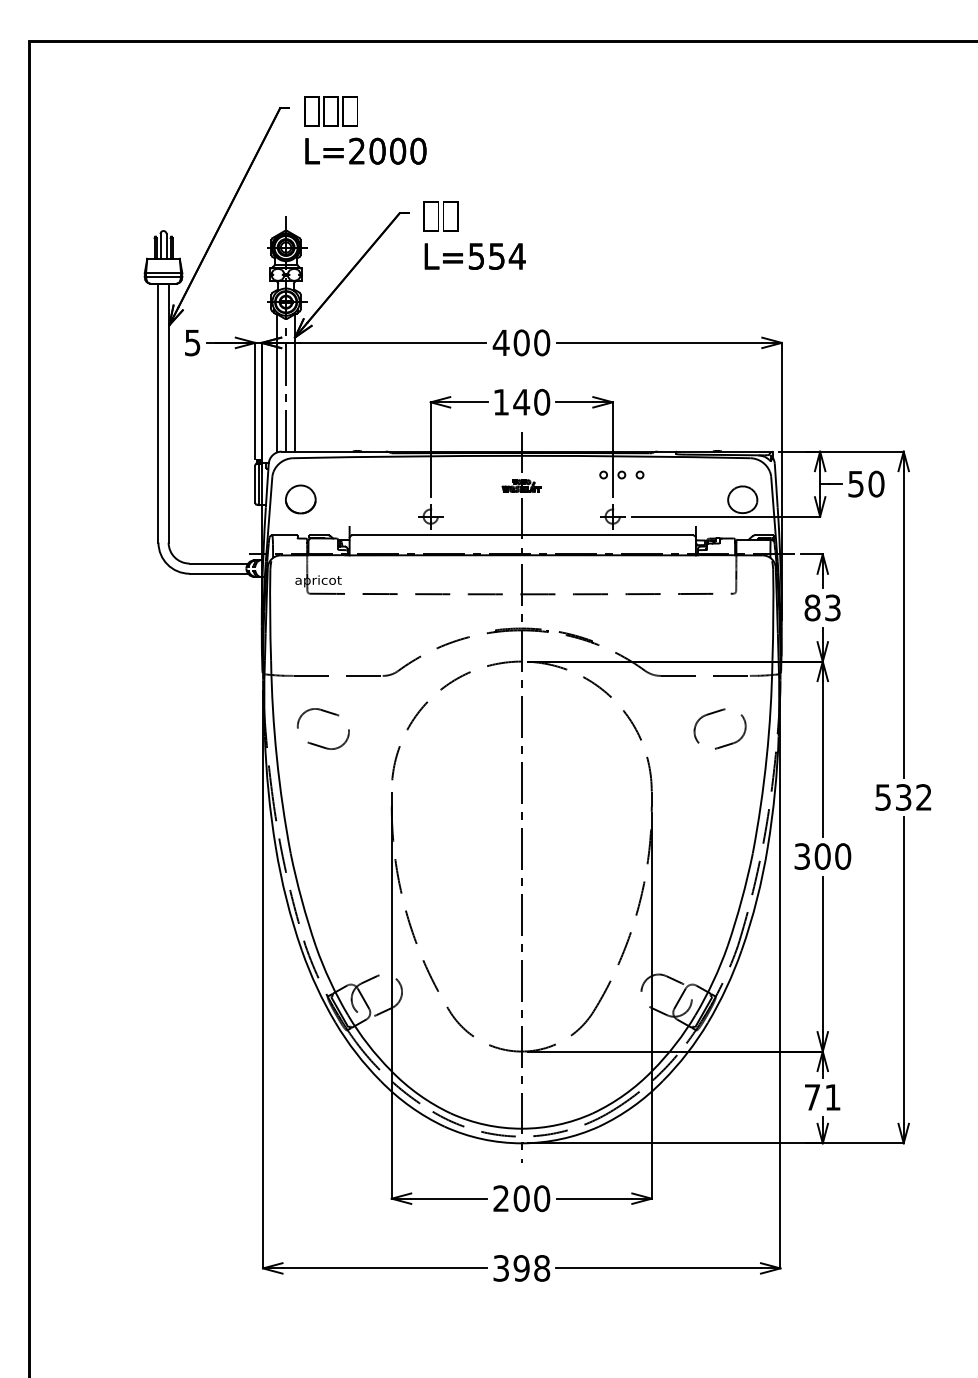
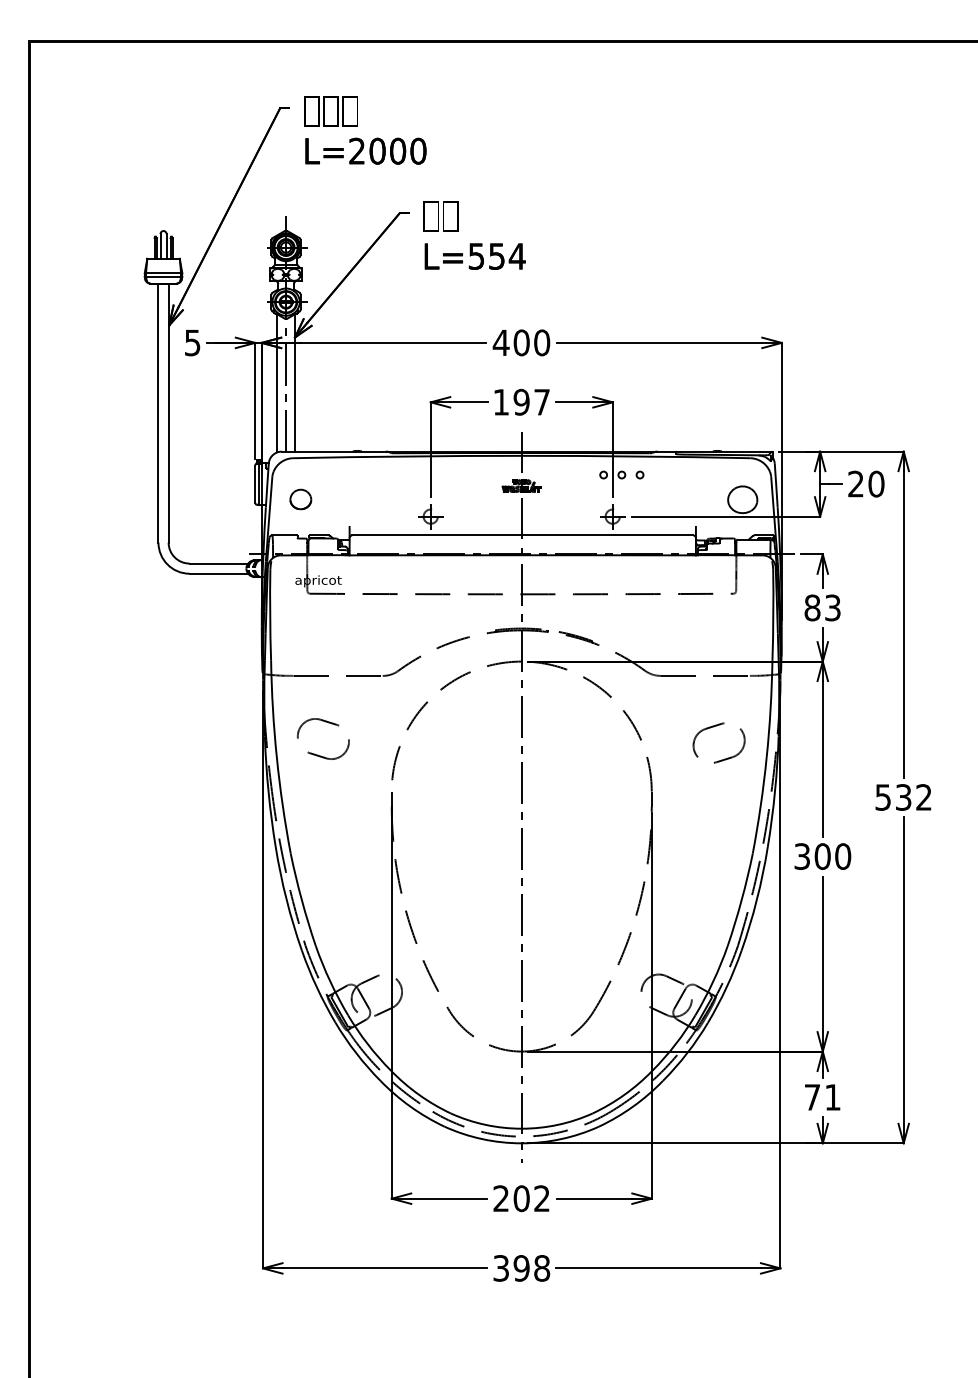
text: 140 -> 197 (531, 401)
text: 50 -> 20 (855, 483)
part size: 32x31 px -> 24x23 px (300, 499)
part position: (328, 713) -> (328, 723) (328, 723)
part position: (714, 713) -> (713, 727) (713, 727)
text: 200 -> 202 (542, 1198)
